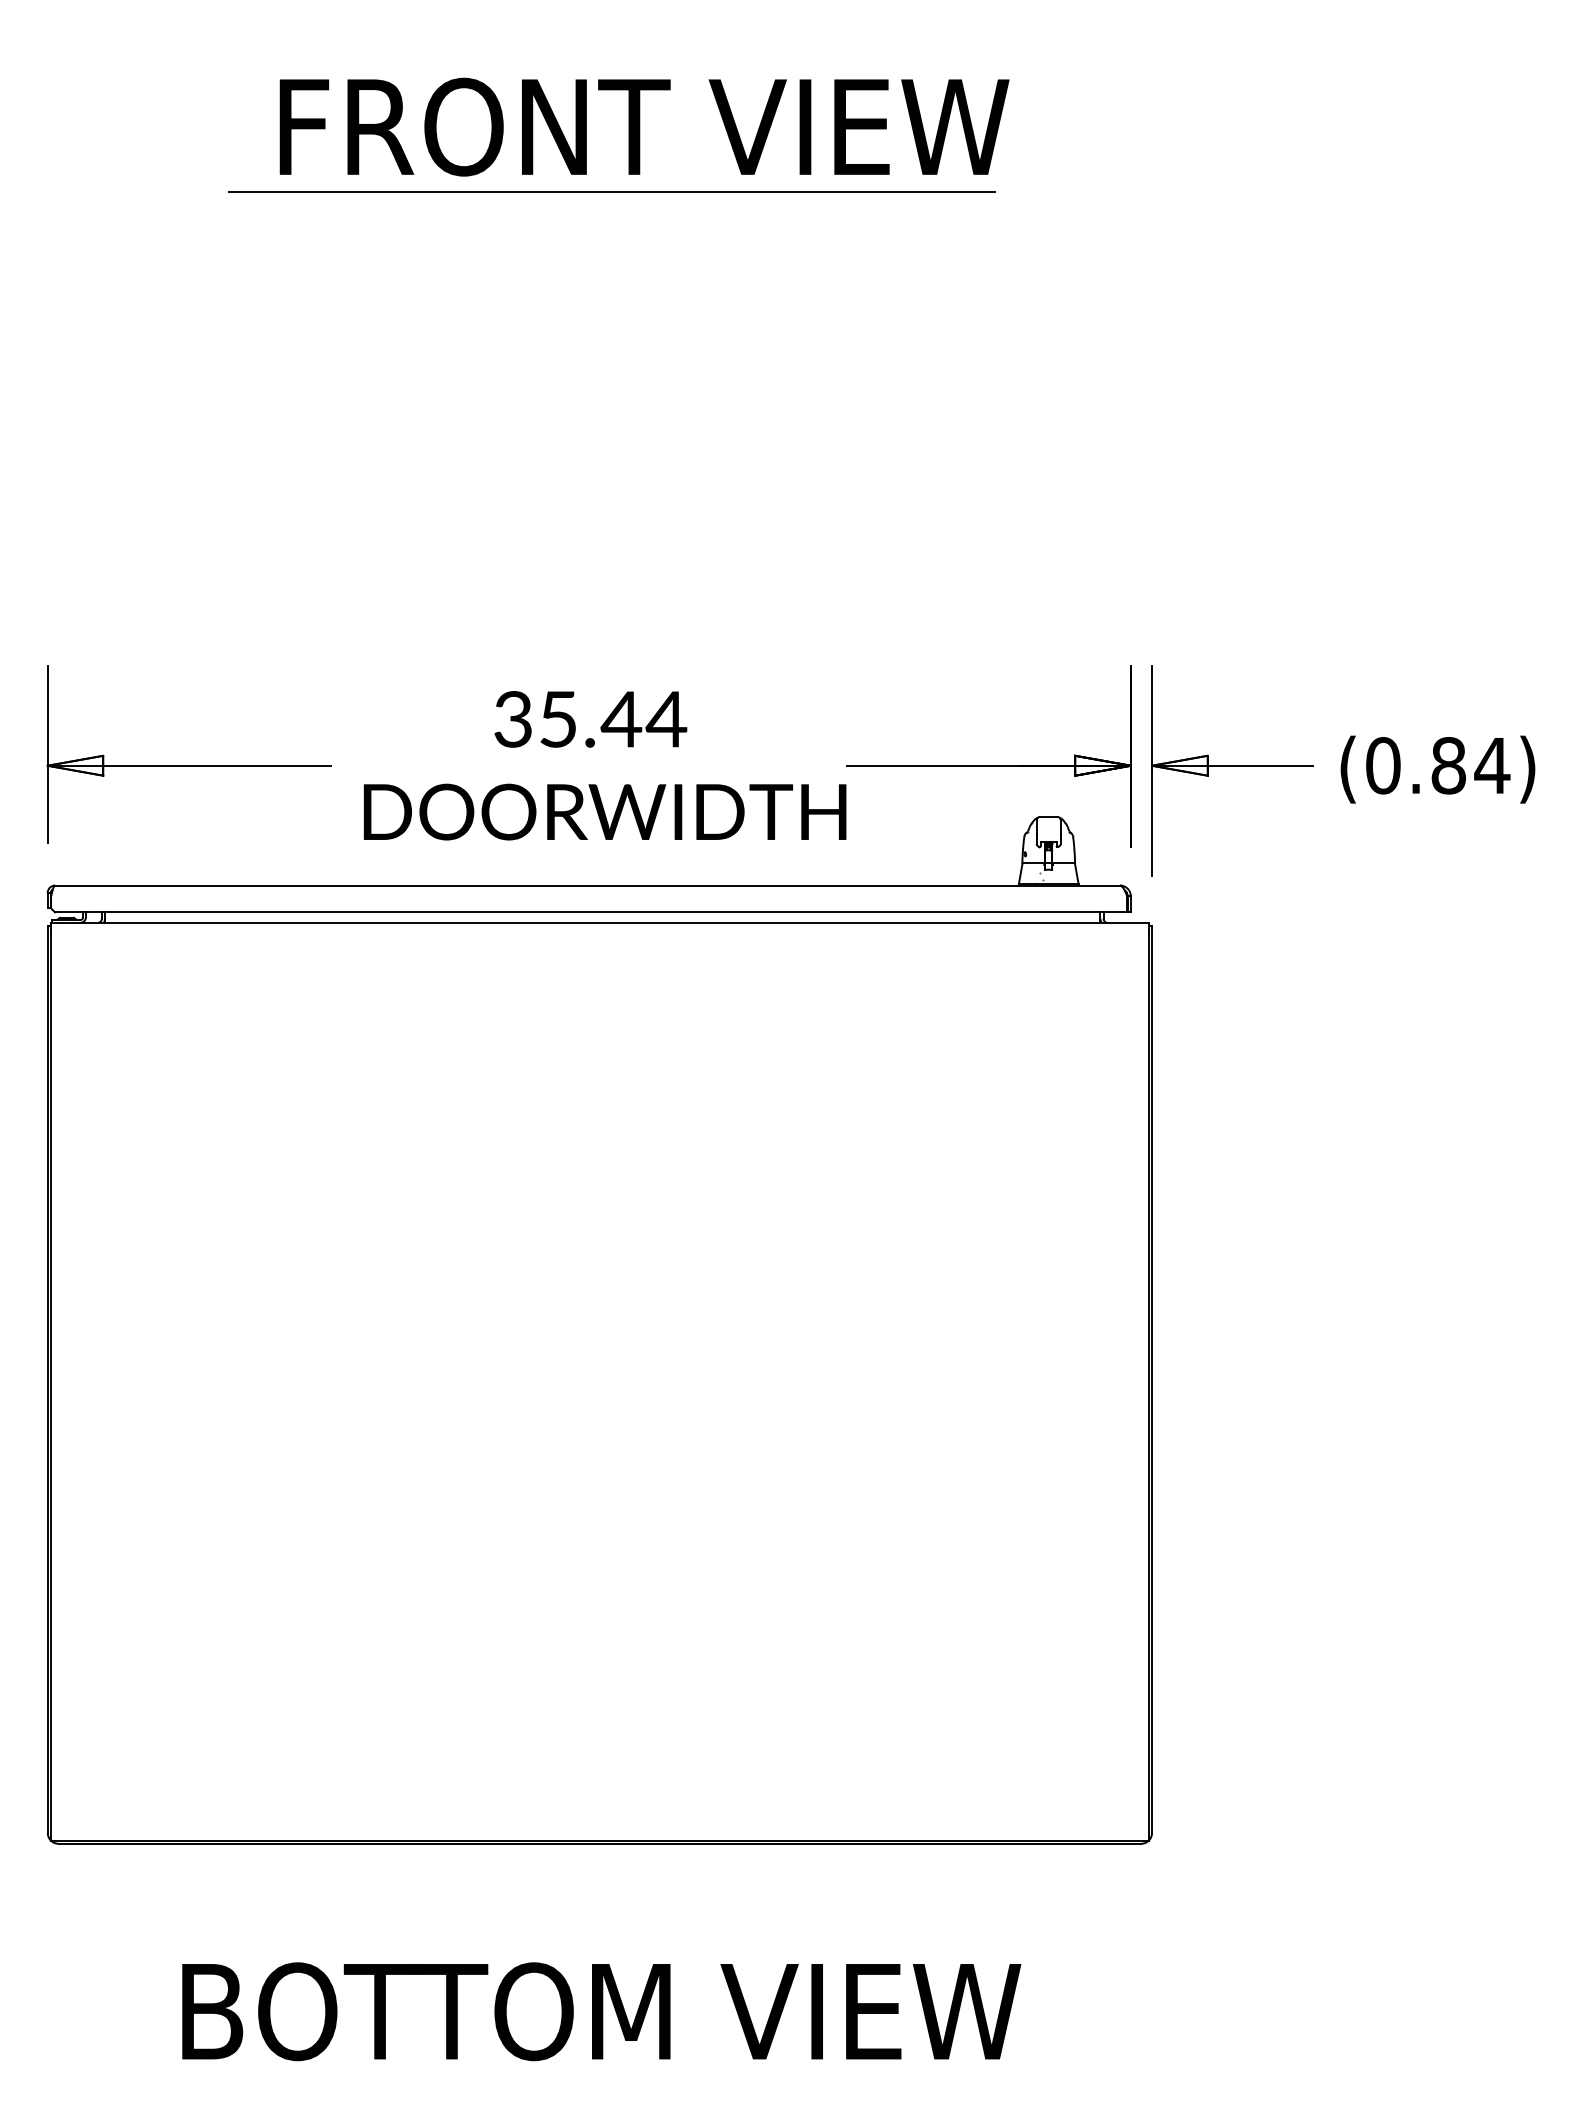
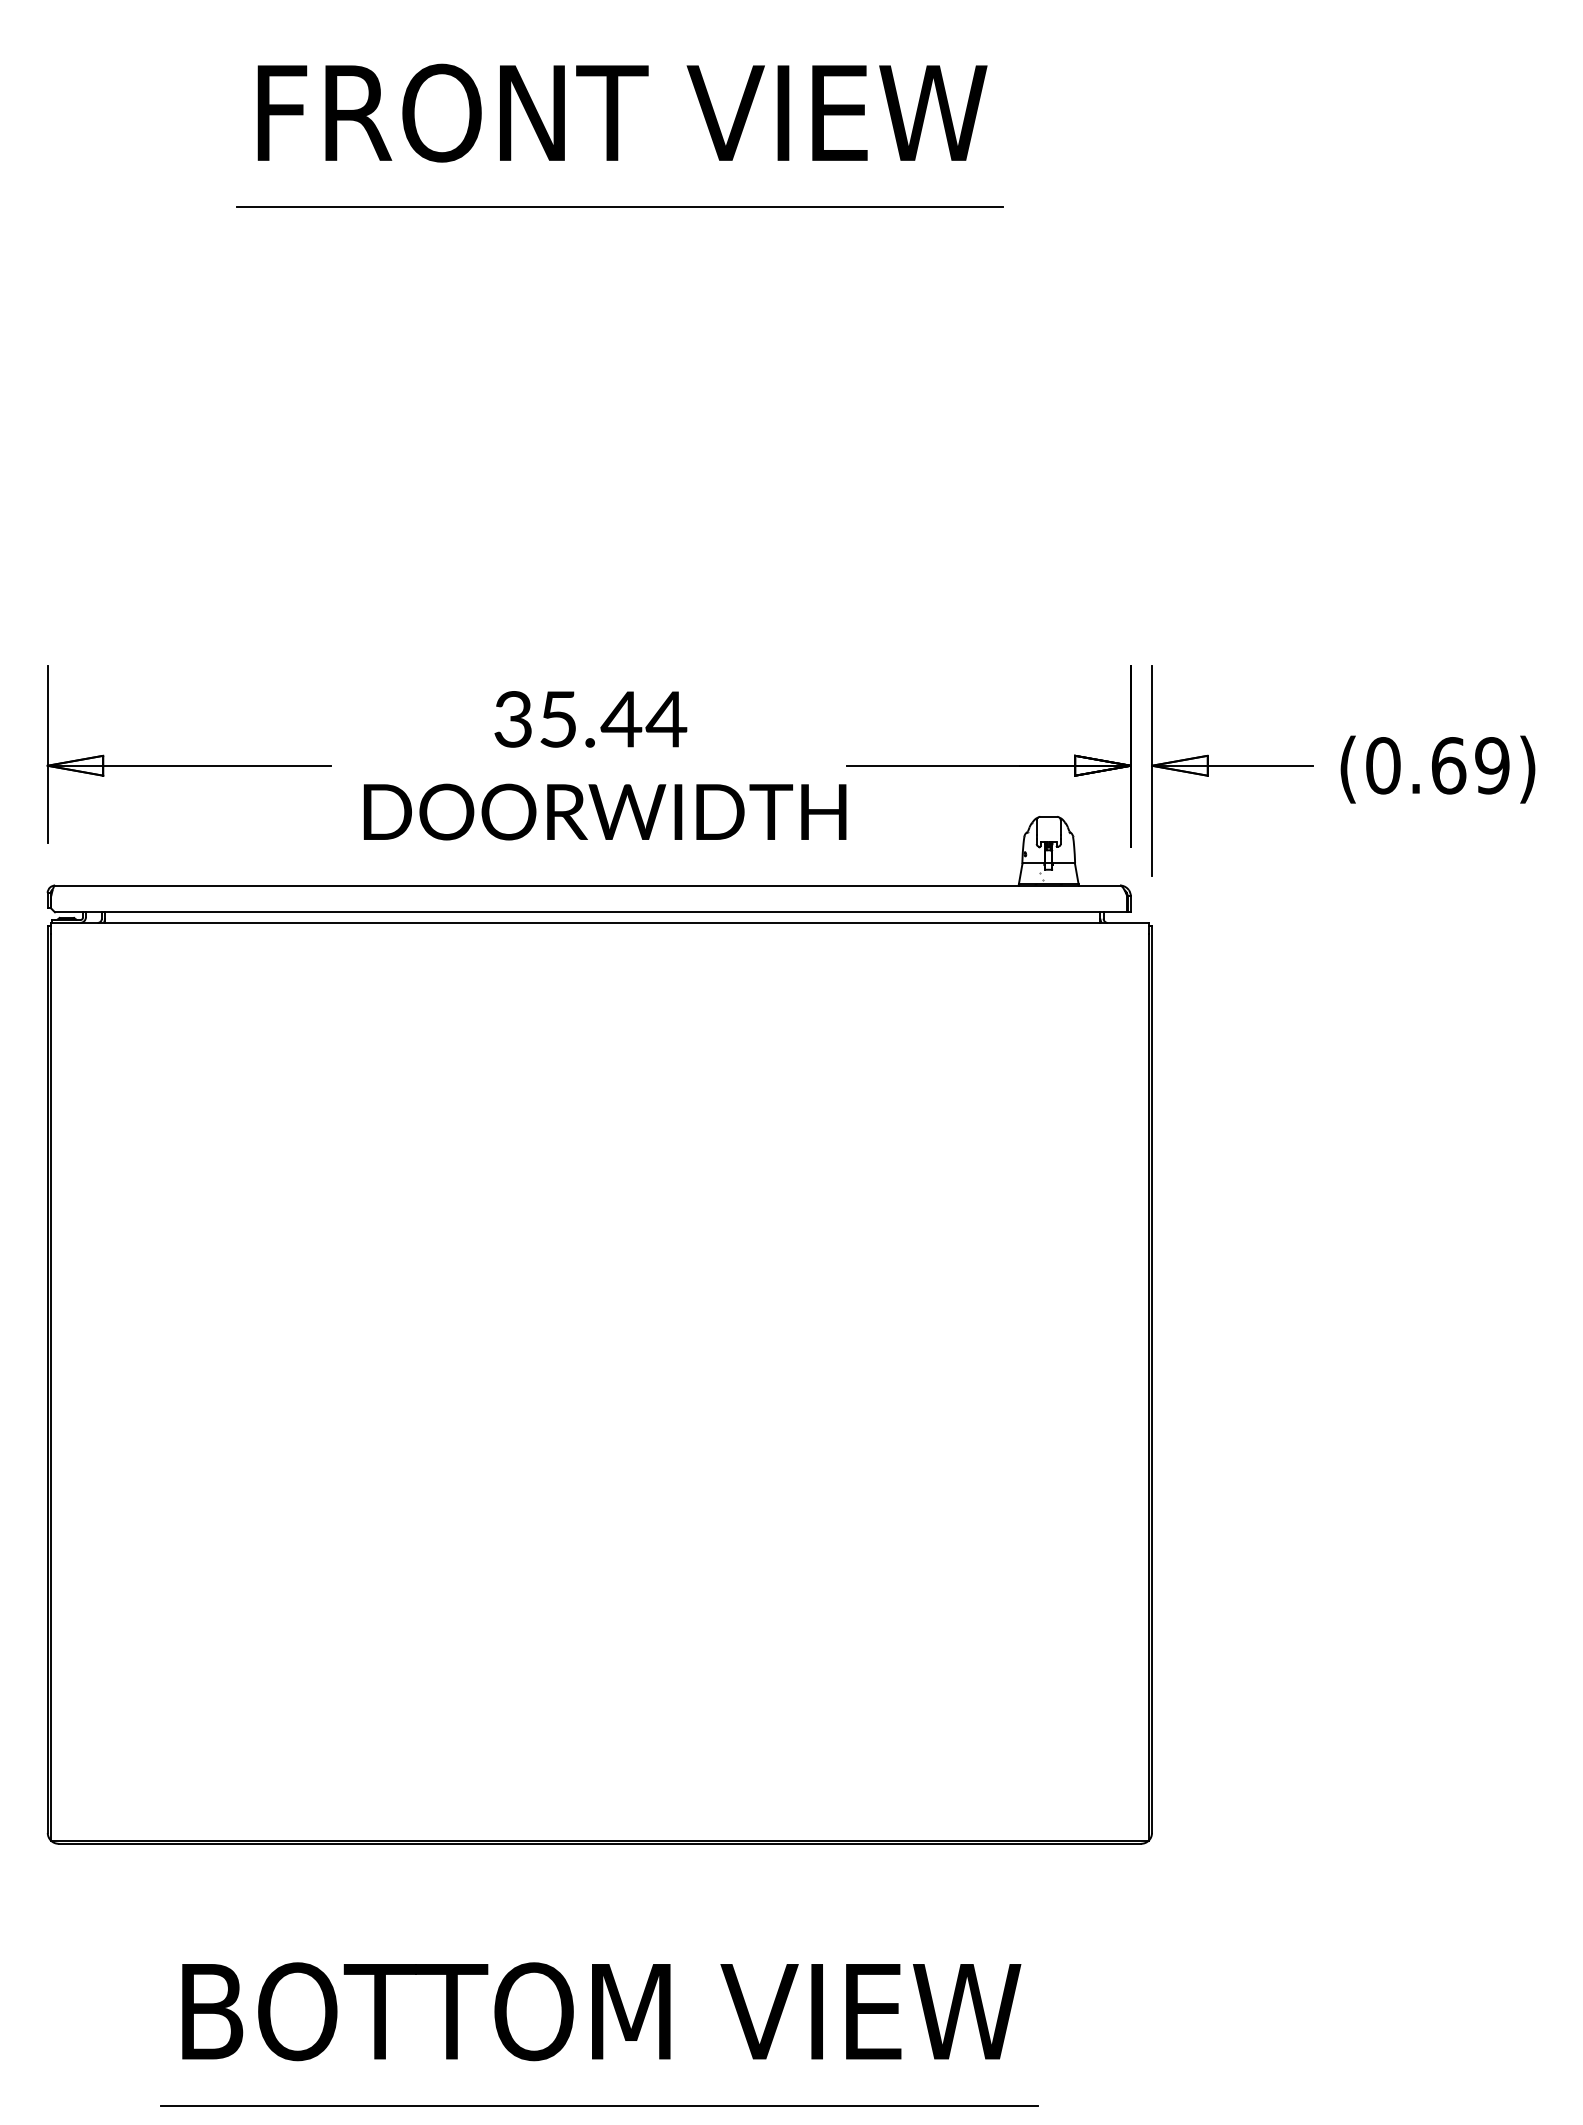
text position: (644, 126) -> (622, 112) (622, 112)
line position: (611, 191) -> (619, 206) (619, 206)
text: (0.84) -> (0.69) (1470, 765)
line: none -> present (599, 2106)
